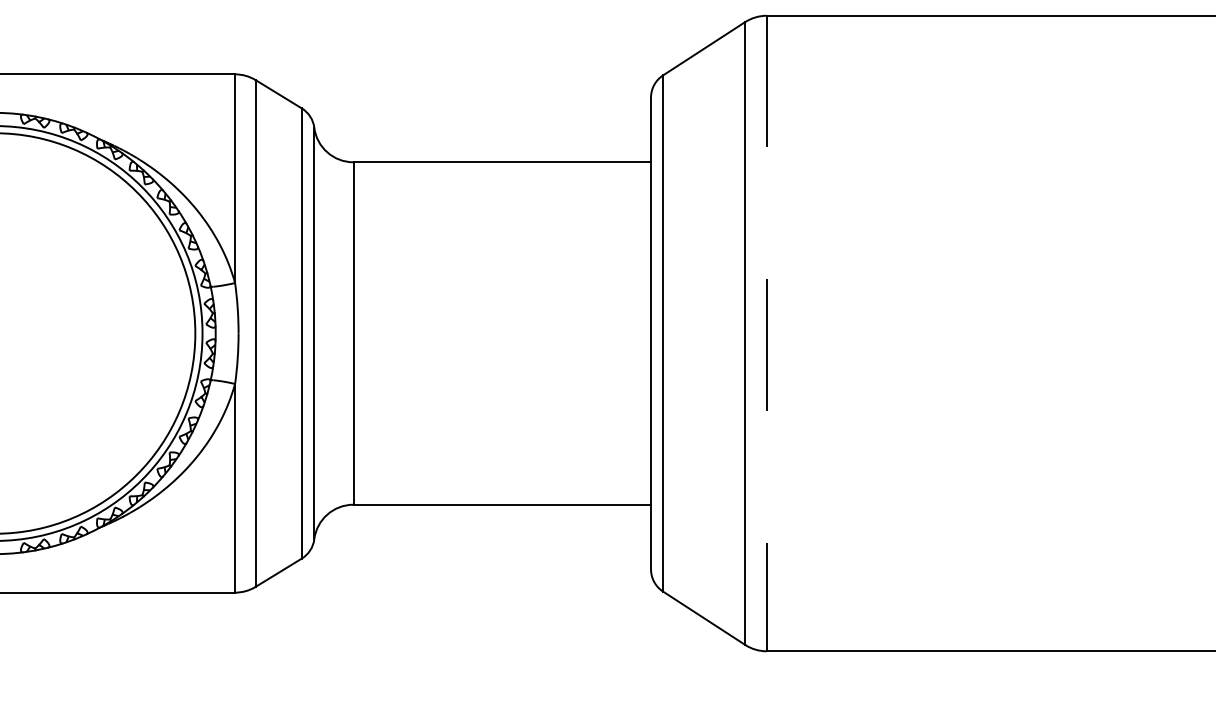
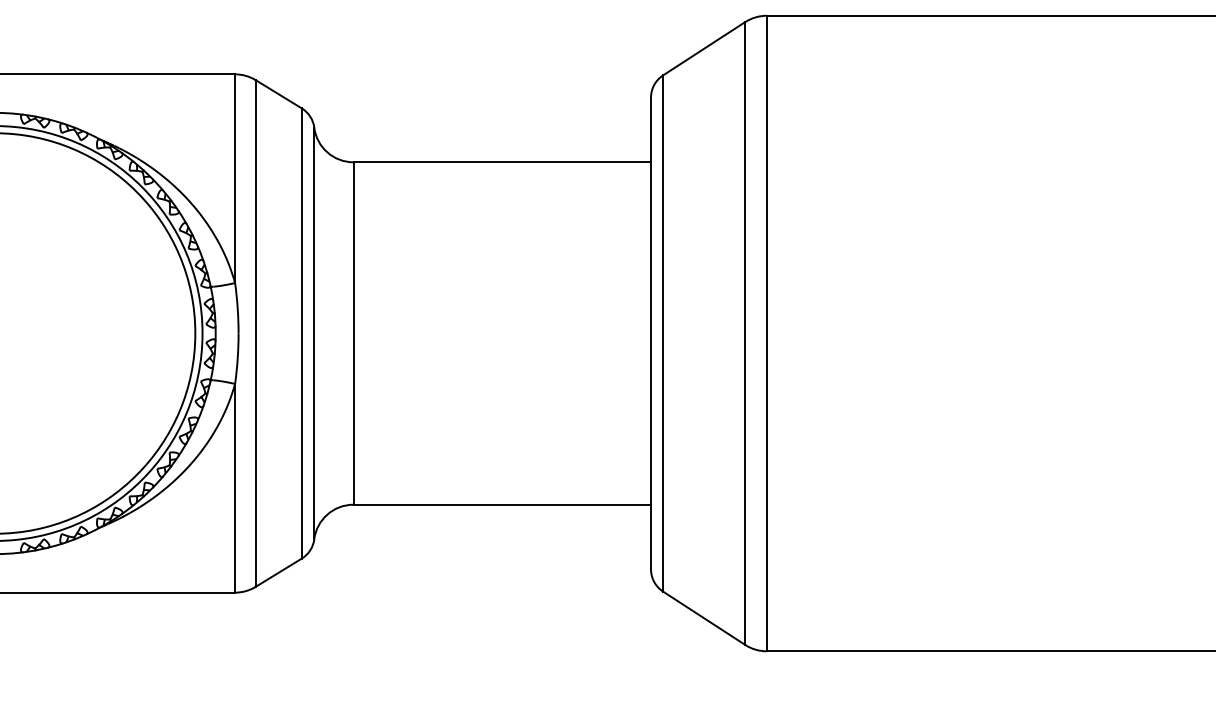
line: dashed -> solid (766, 333)
